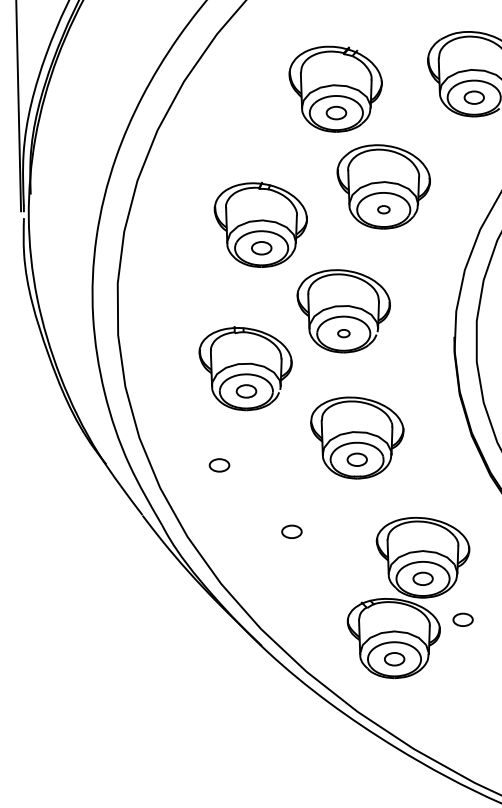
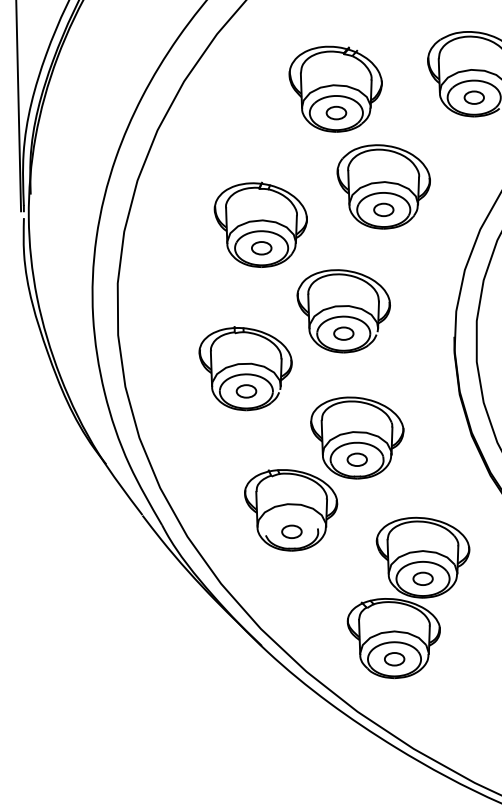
part size: 14x10 px -> 22x15 px (383, 209)
part size: 14x10 px -> 22x15 px (343, 333)
part: present -> none (219, 465)
part: none -> present (291, 510)
part: present -> none (462, 619)
